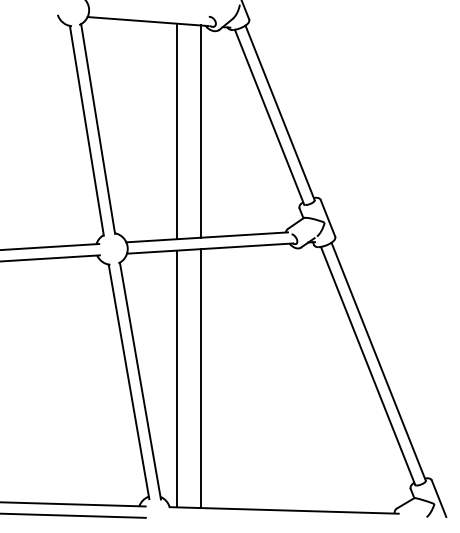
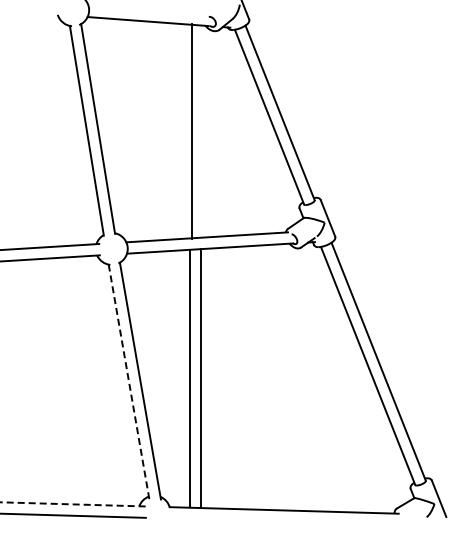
line position: (177, 131) -> (192, 131) (192, 131)
line: present -> none (200, 131)
line position: (177, 378) -> (190, 378) (190, 378)
line: solid -> dashed (129, 382)
line: solid -> dashed (72, 504)
